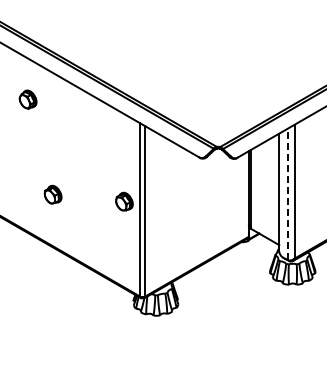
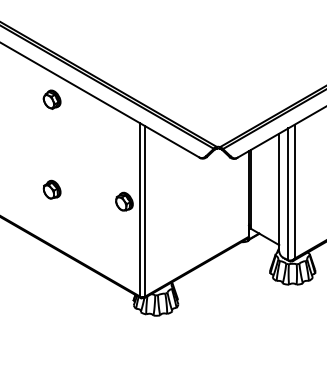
part position: (27, 99) -> (51, 99) (51, 99)
line: dashed -> solid (288, 193)
part position: (52, 194) -> (51, 189) (51, 189)
